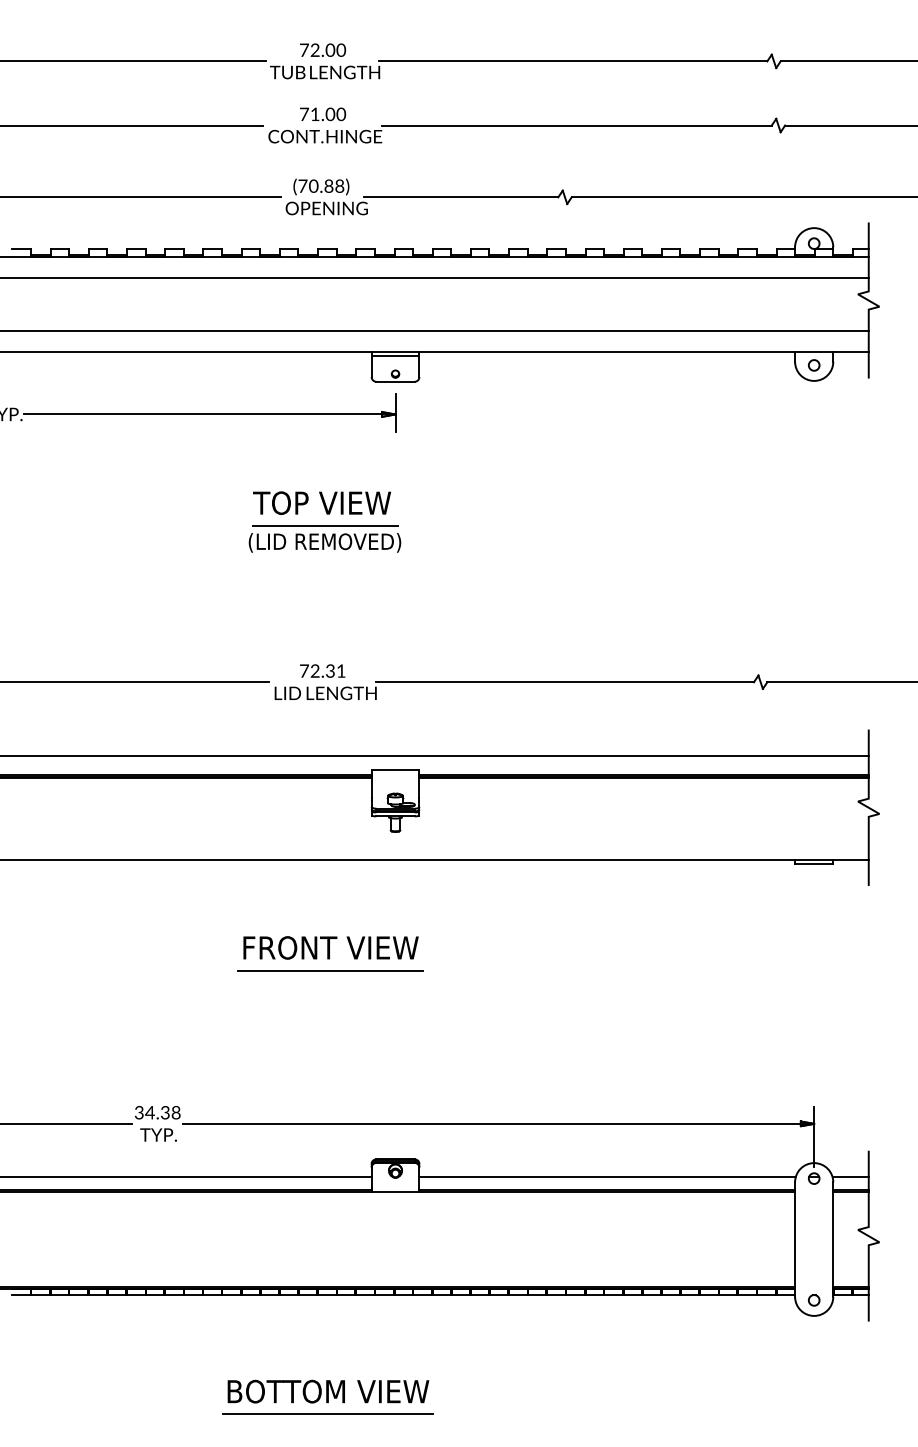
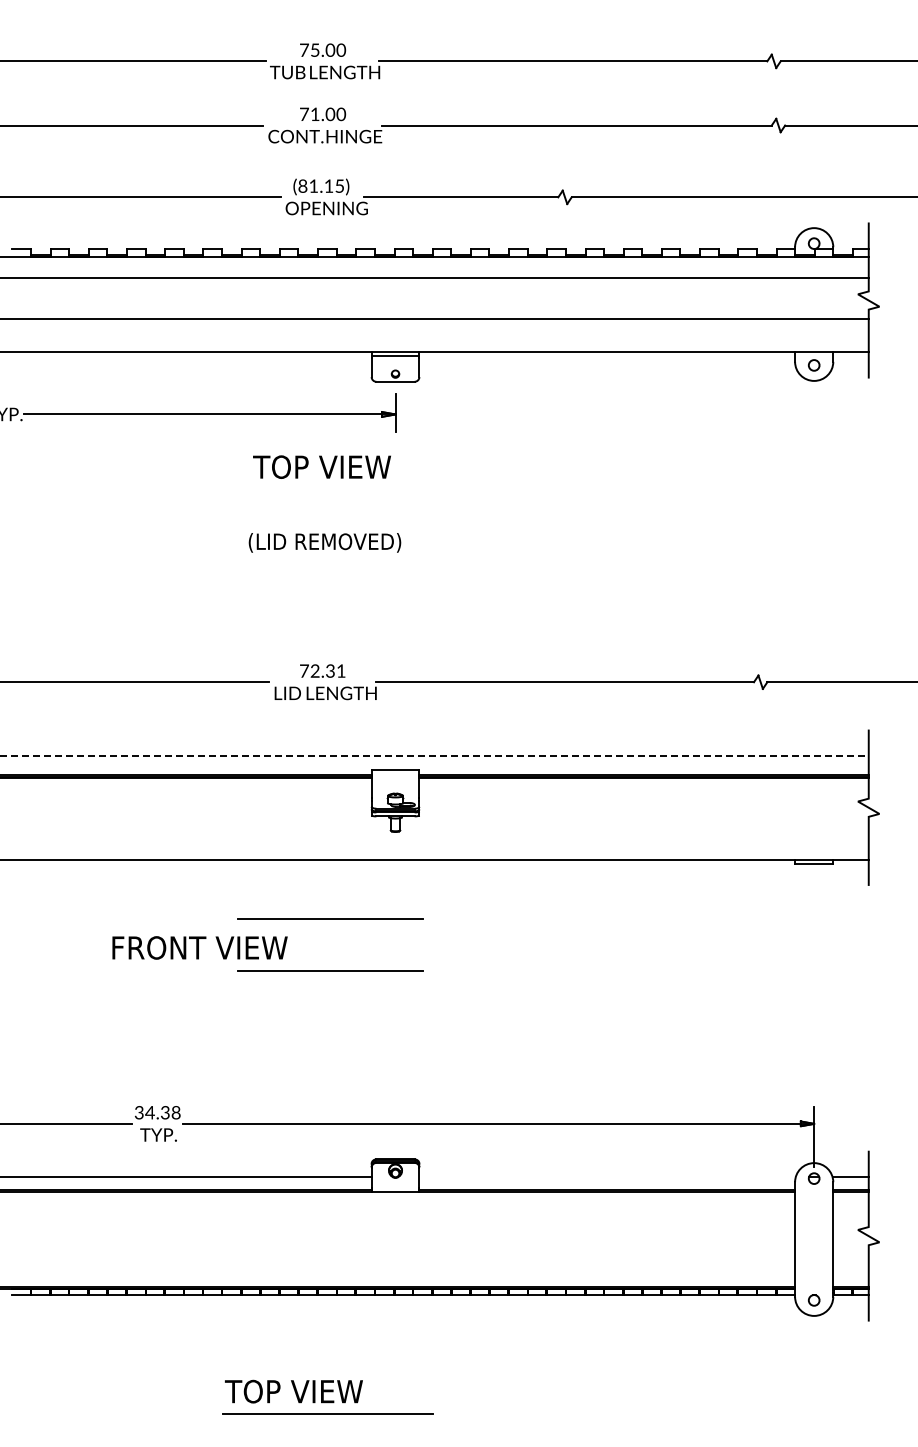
text: 72.00 -> 75.00 (314, 49)
text: (70.88) -> (81.15) (321, 185)
line position: (435, 330) -> (435, 318) (435, 318)
text position: (321, 502) -> (321, 466) (321, 466)
line: present -> none (325, 525)
line: solid -> dashed (434, 755)
line: none -> present (330, 918)
text position: (330, 947) -> (199, 947) (199, 947)
line: present -> none (607, 1176)
text: BOTTOM VIEW -> TOP VIEW (326, 1391)
